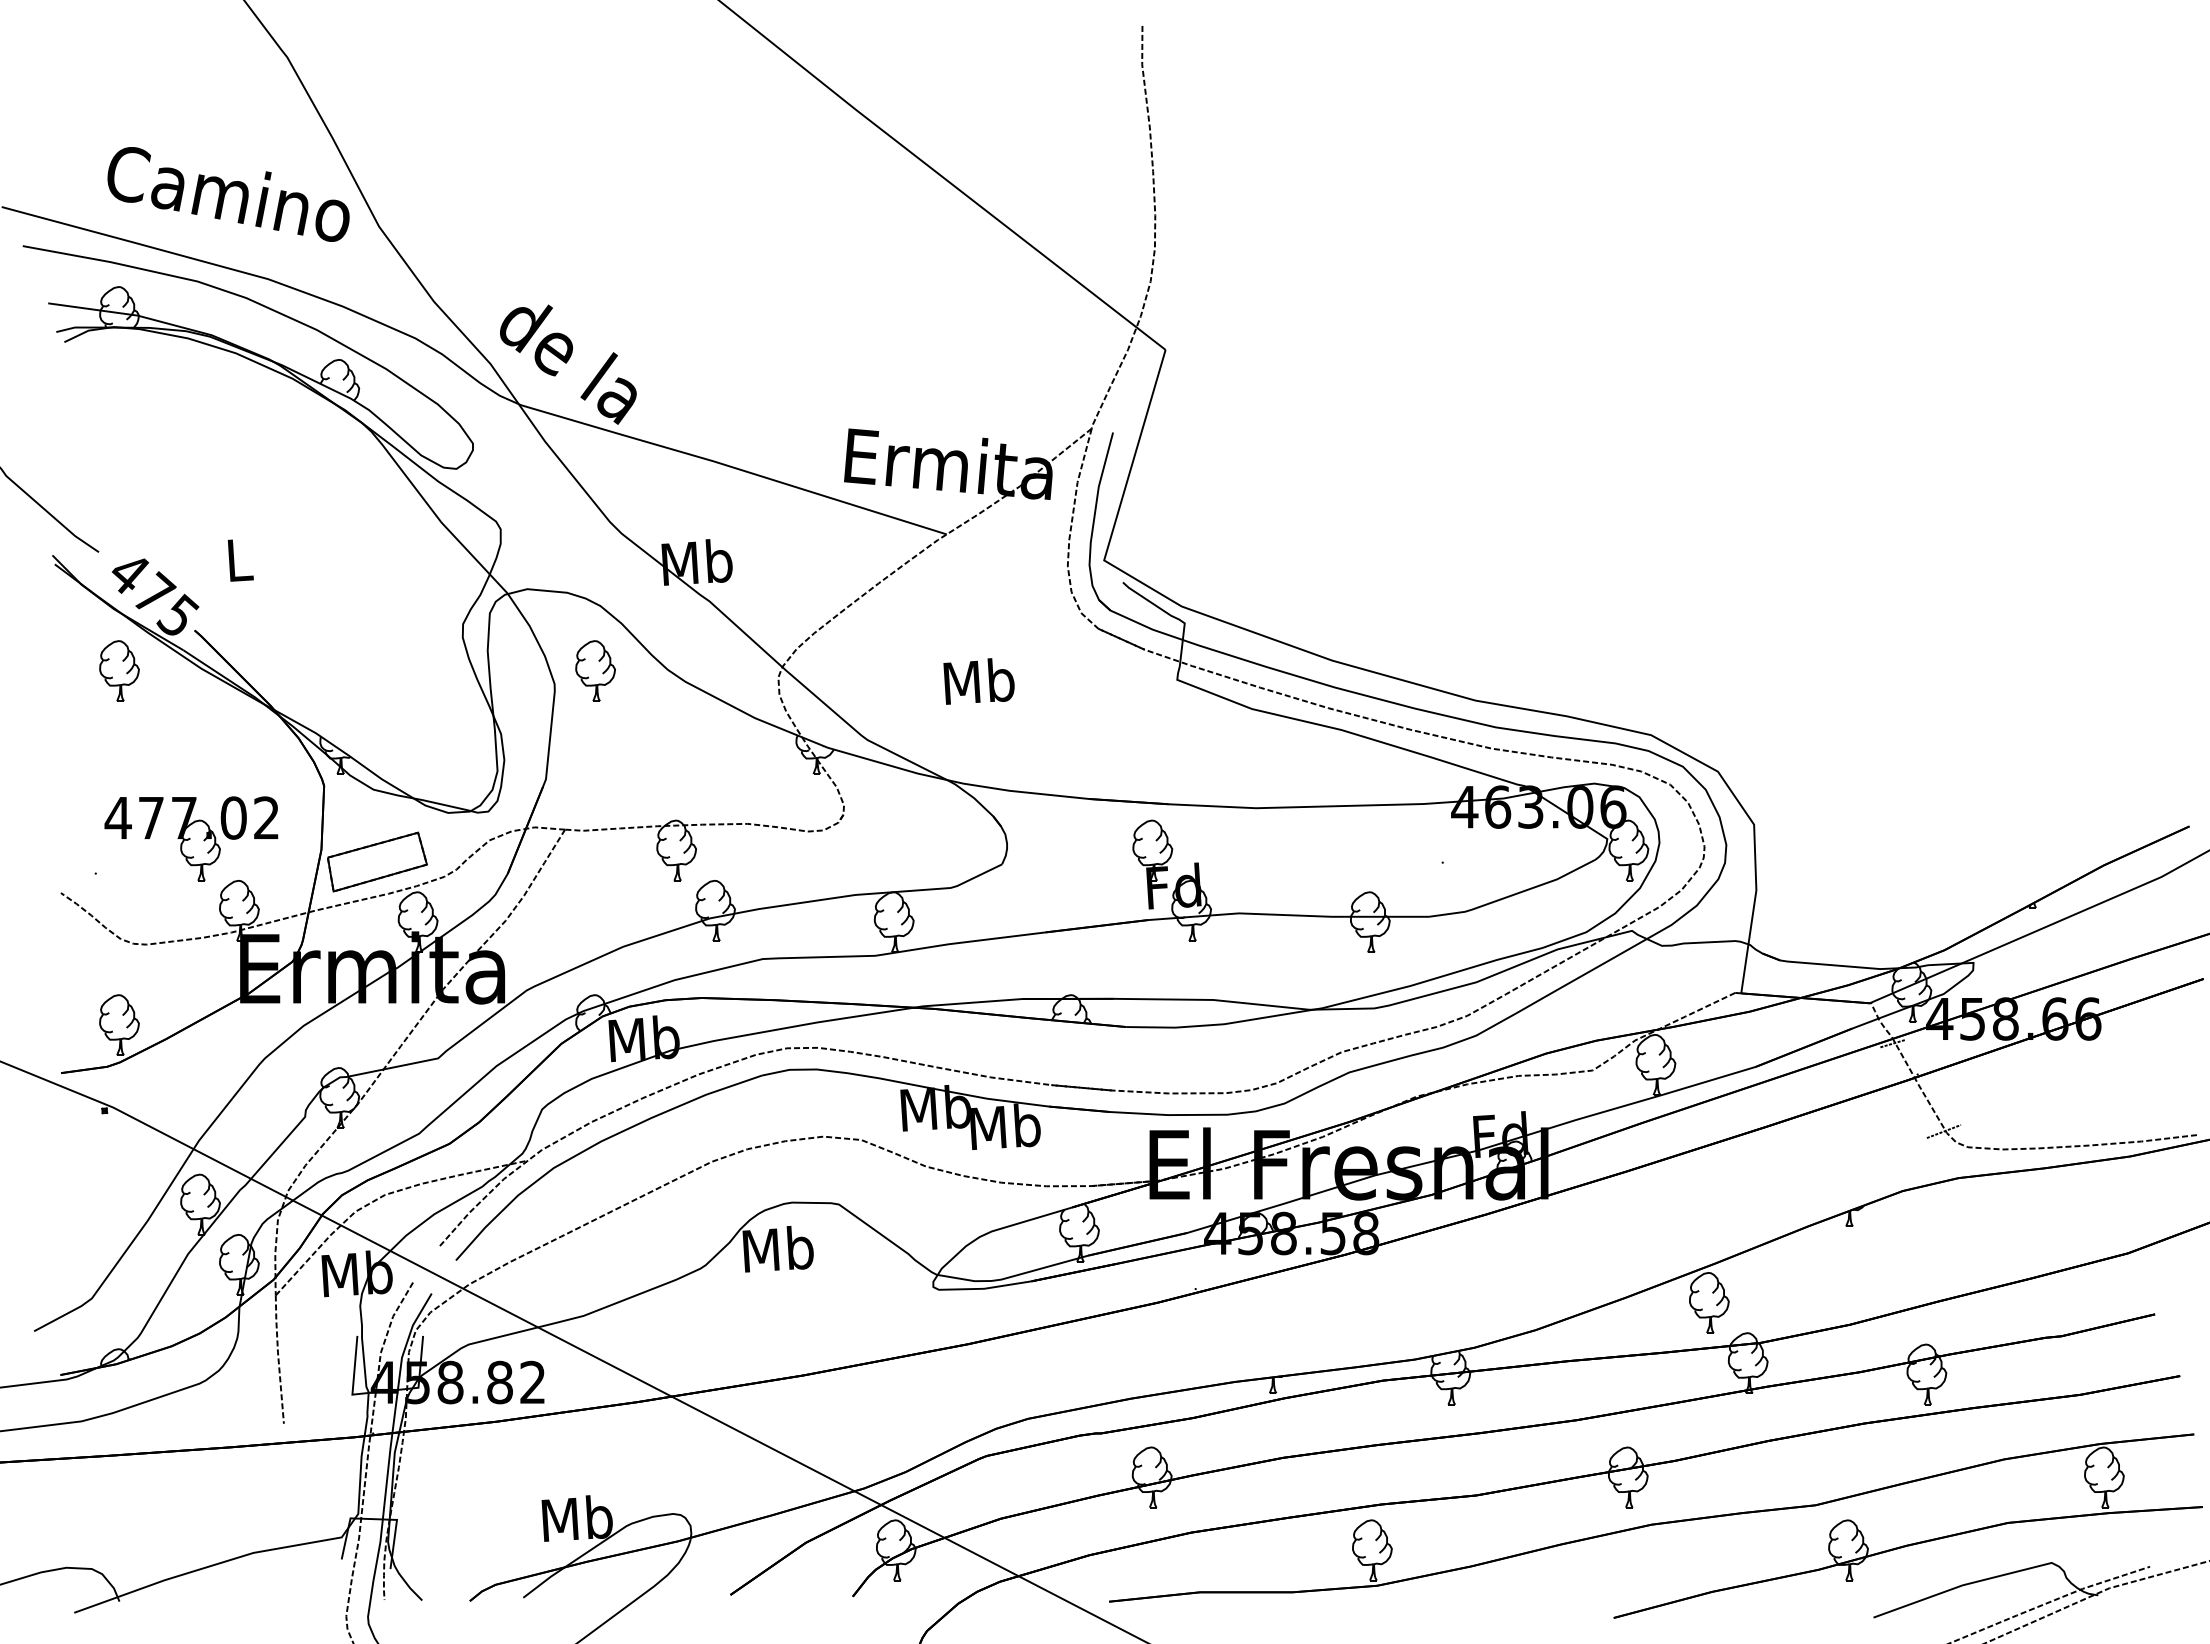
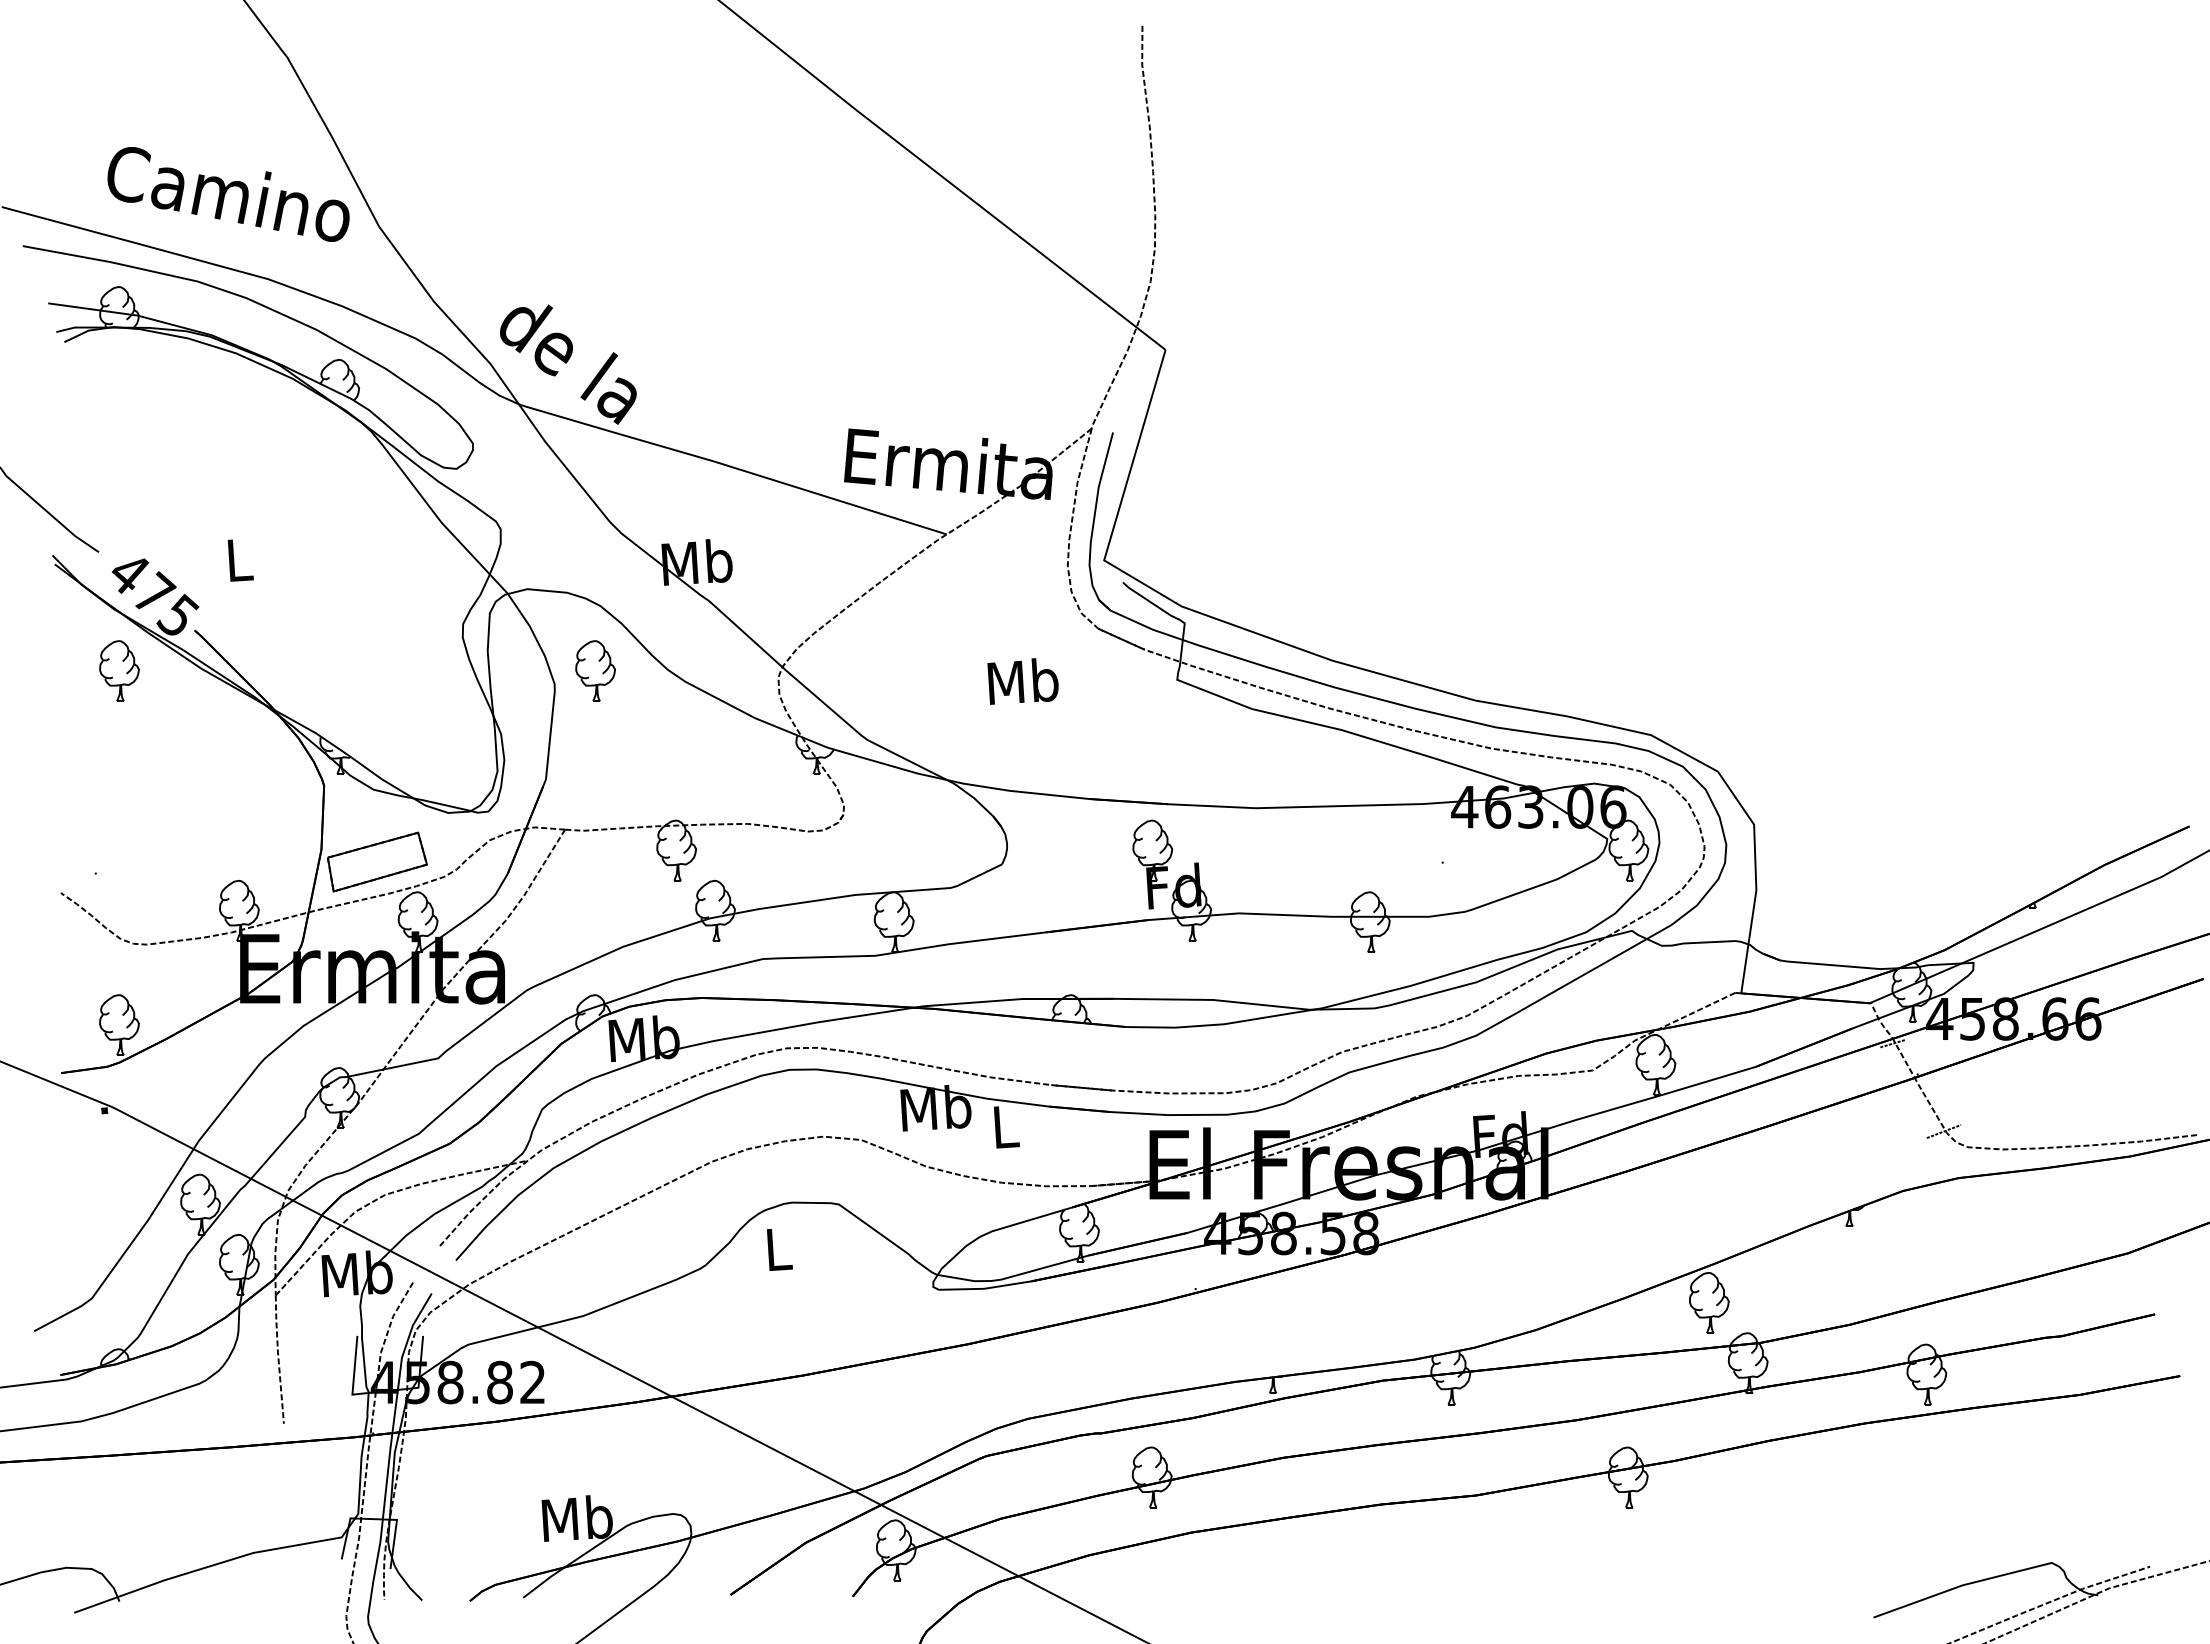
text position: (978, 681) -> (1022, 681) (1022, 681)
part: present -> none (191, 838)
text: Mb -> L (1005, 1126)
text: Mb -> L (777, 1248)
part: present -> none (1655, 1525)
